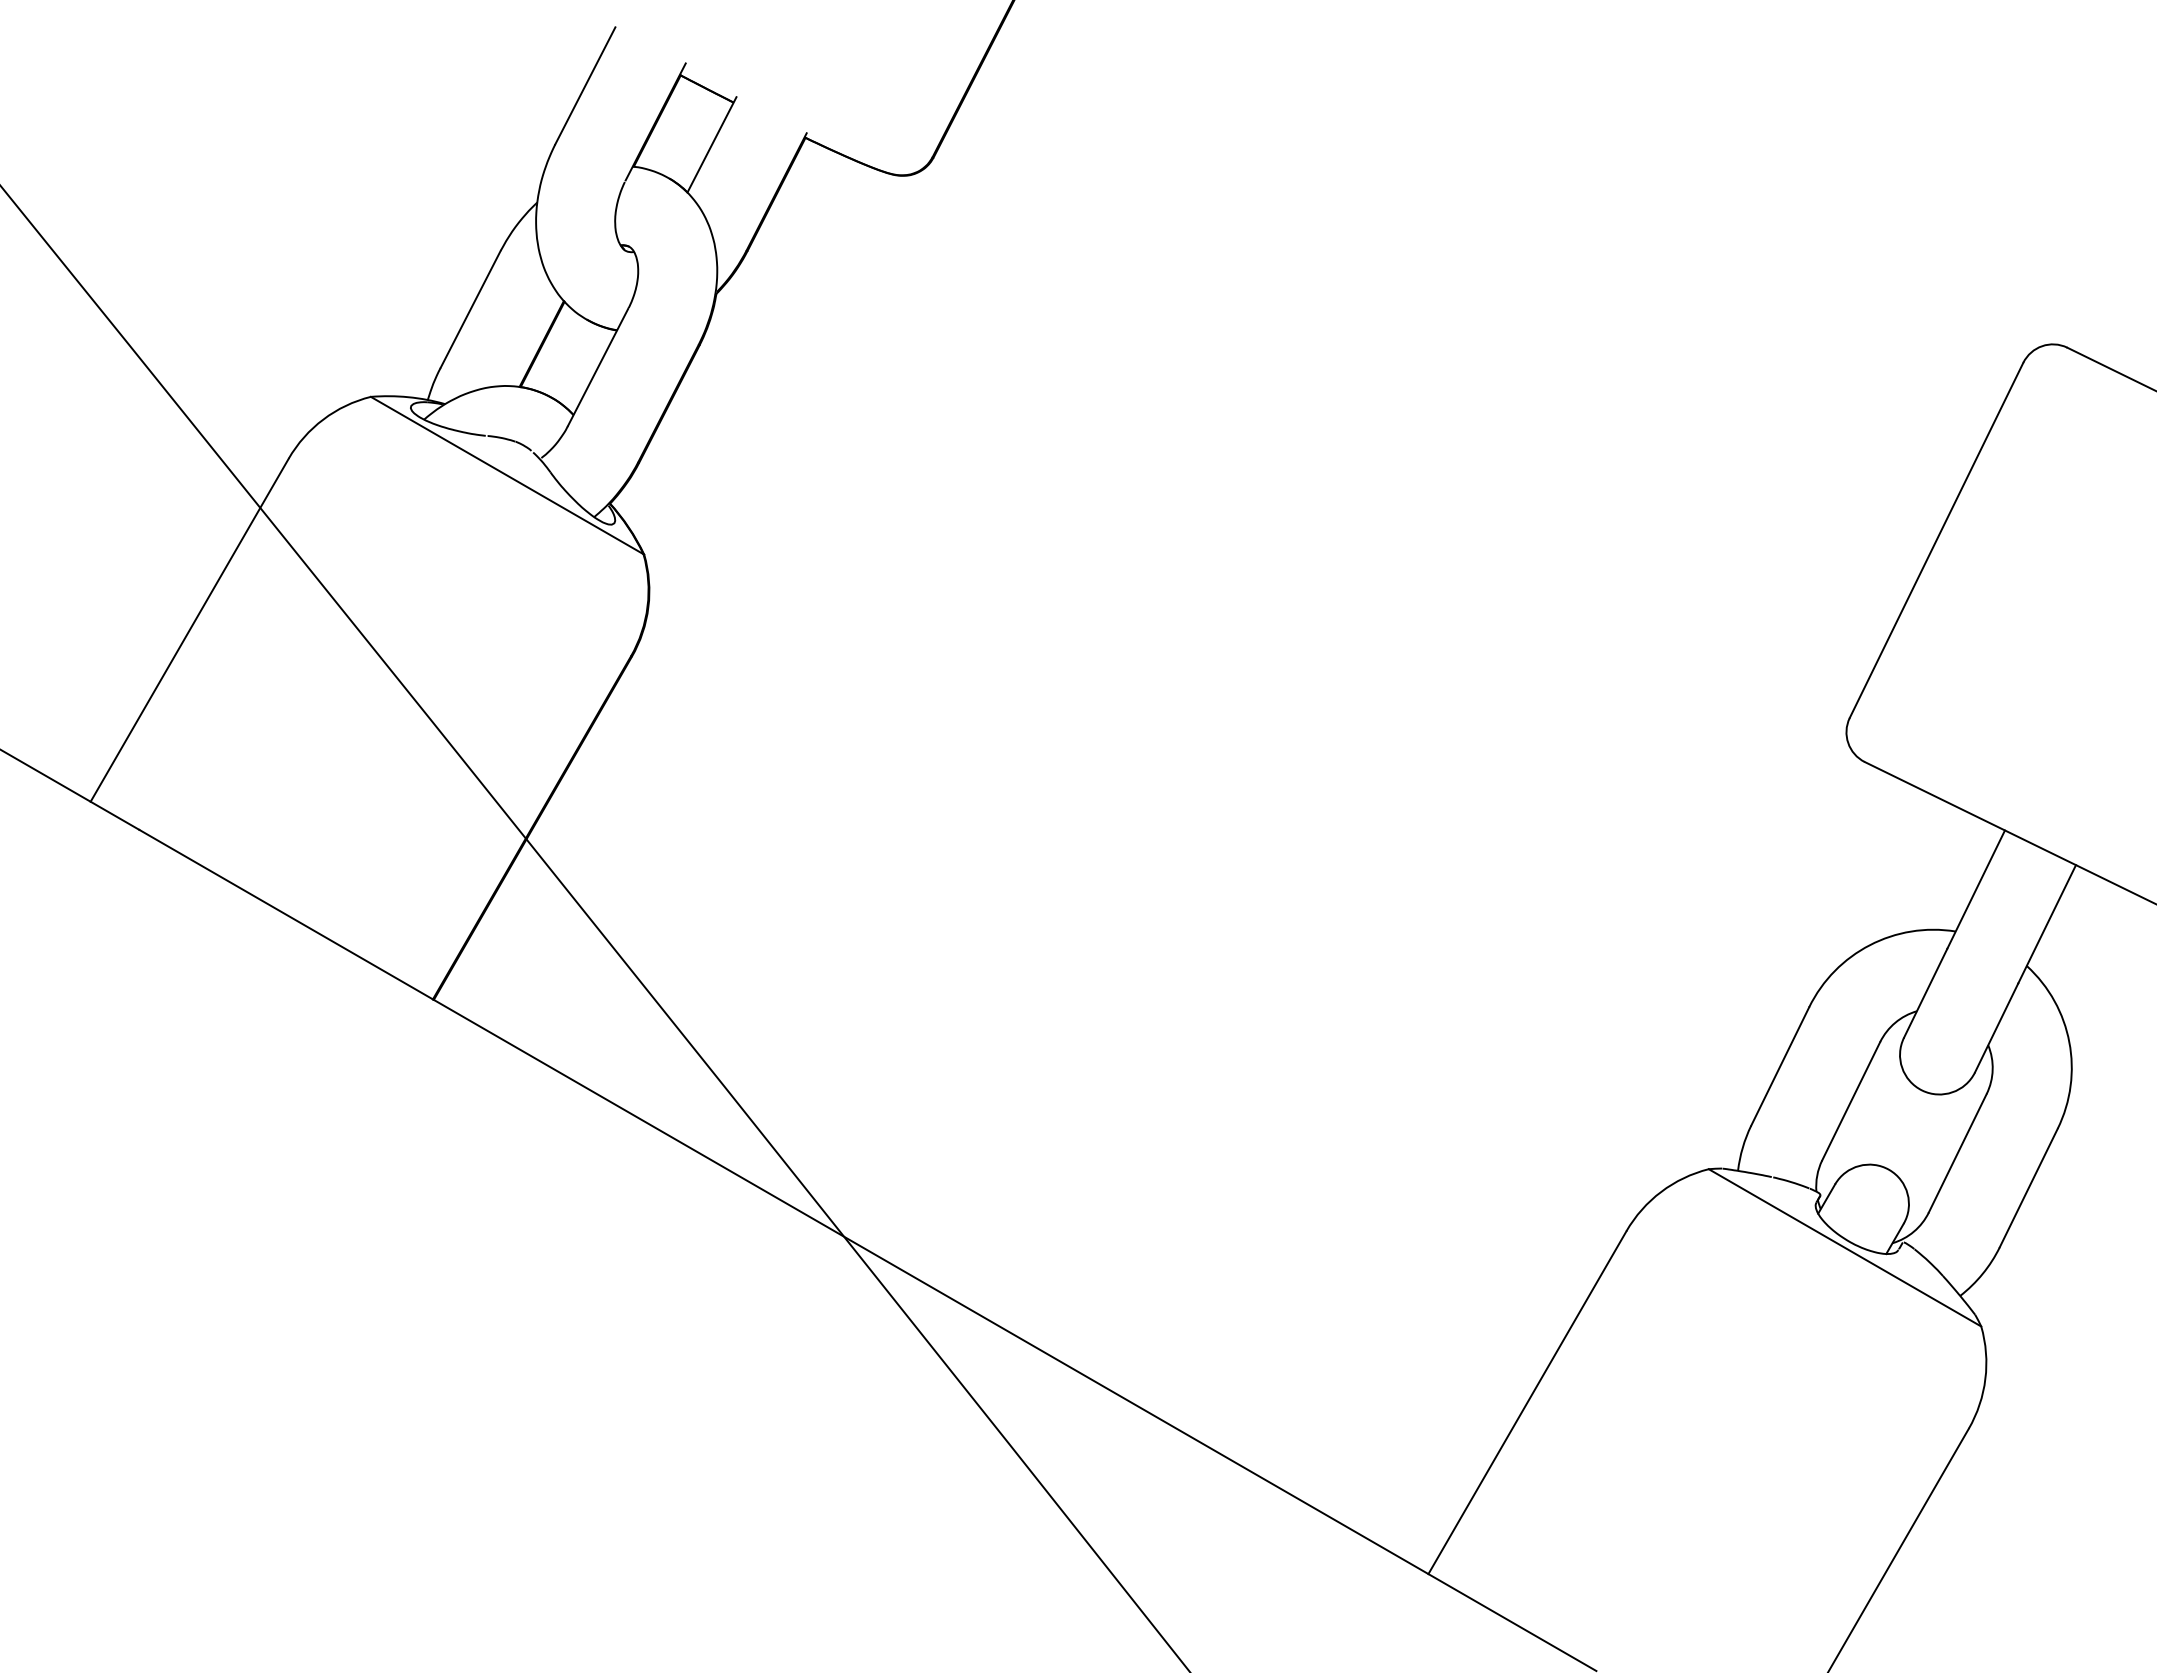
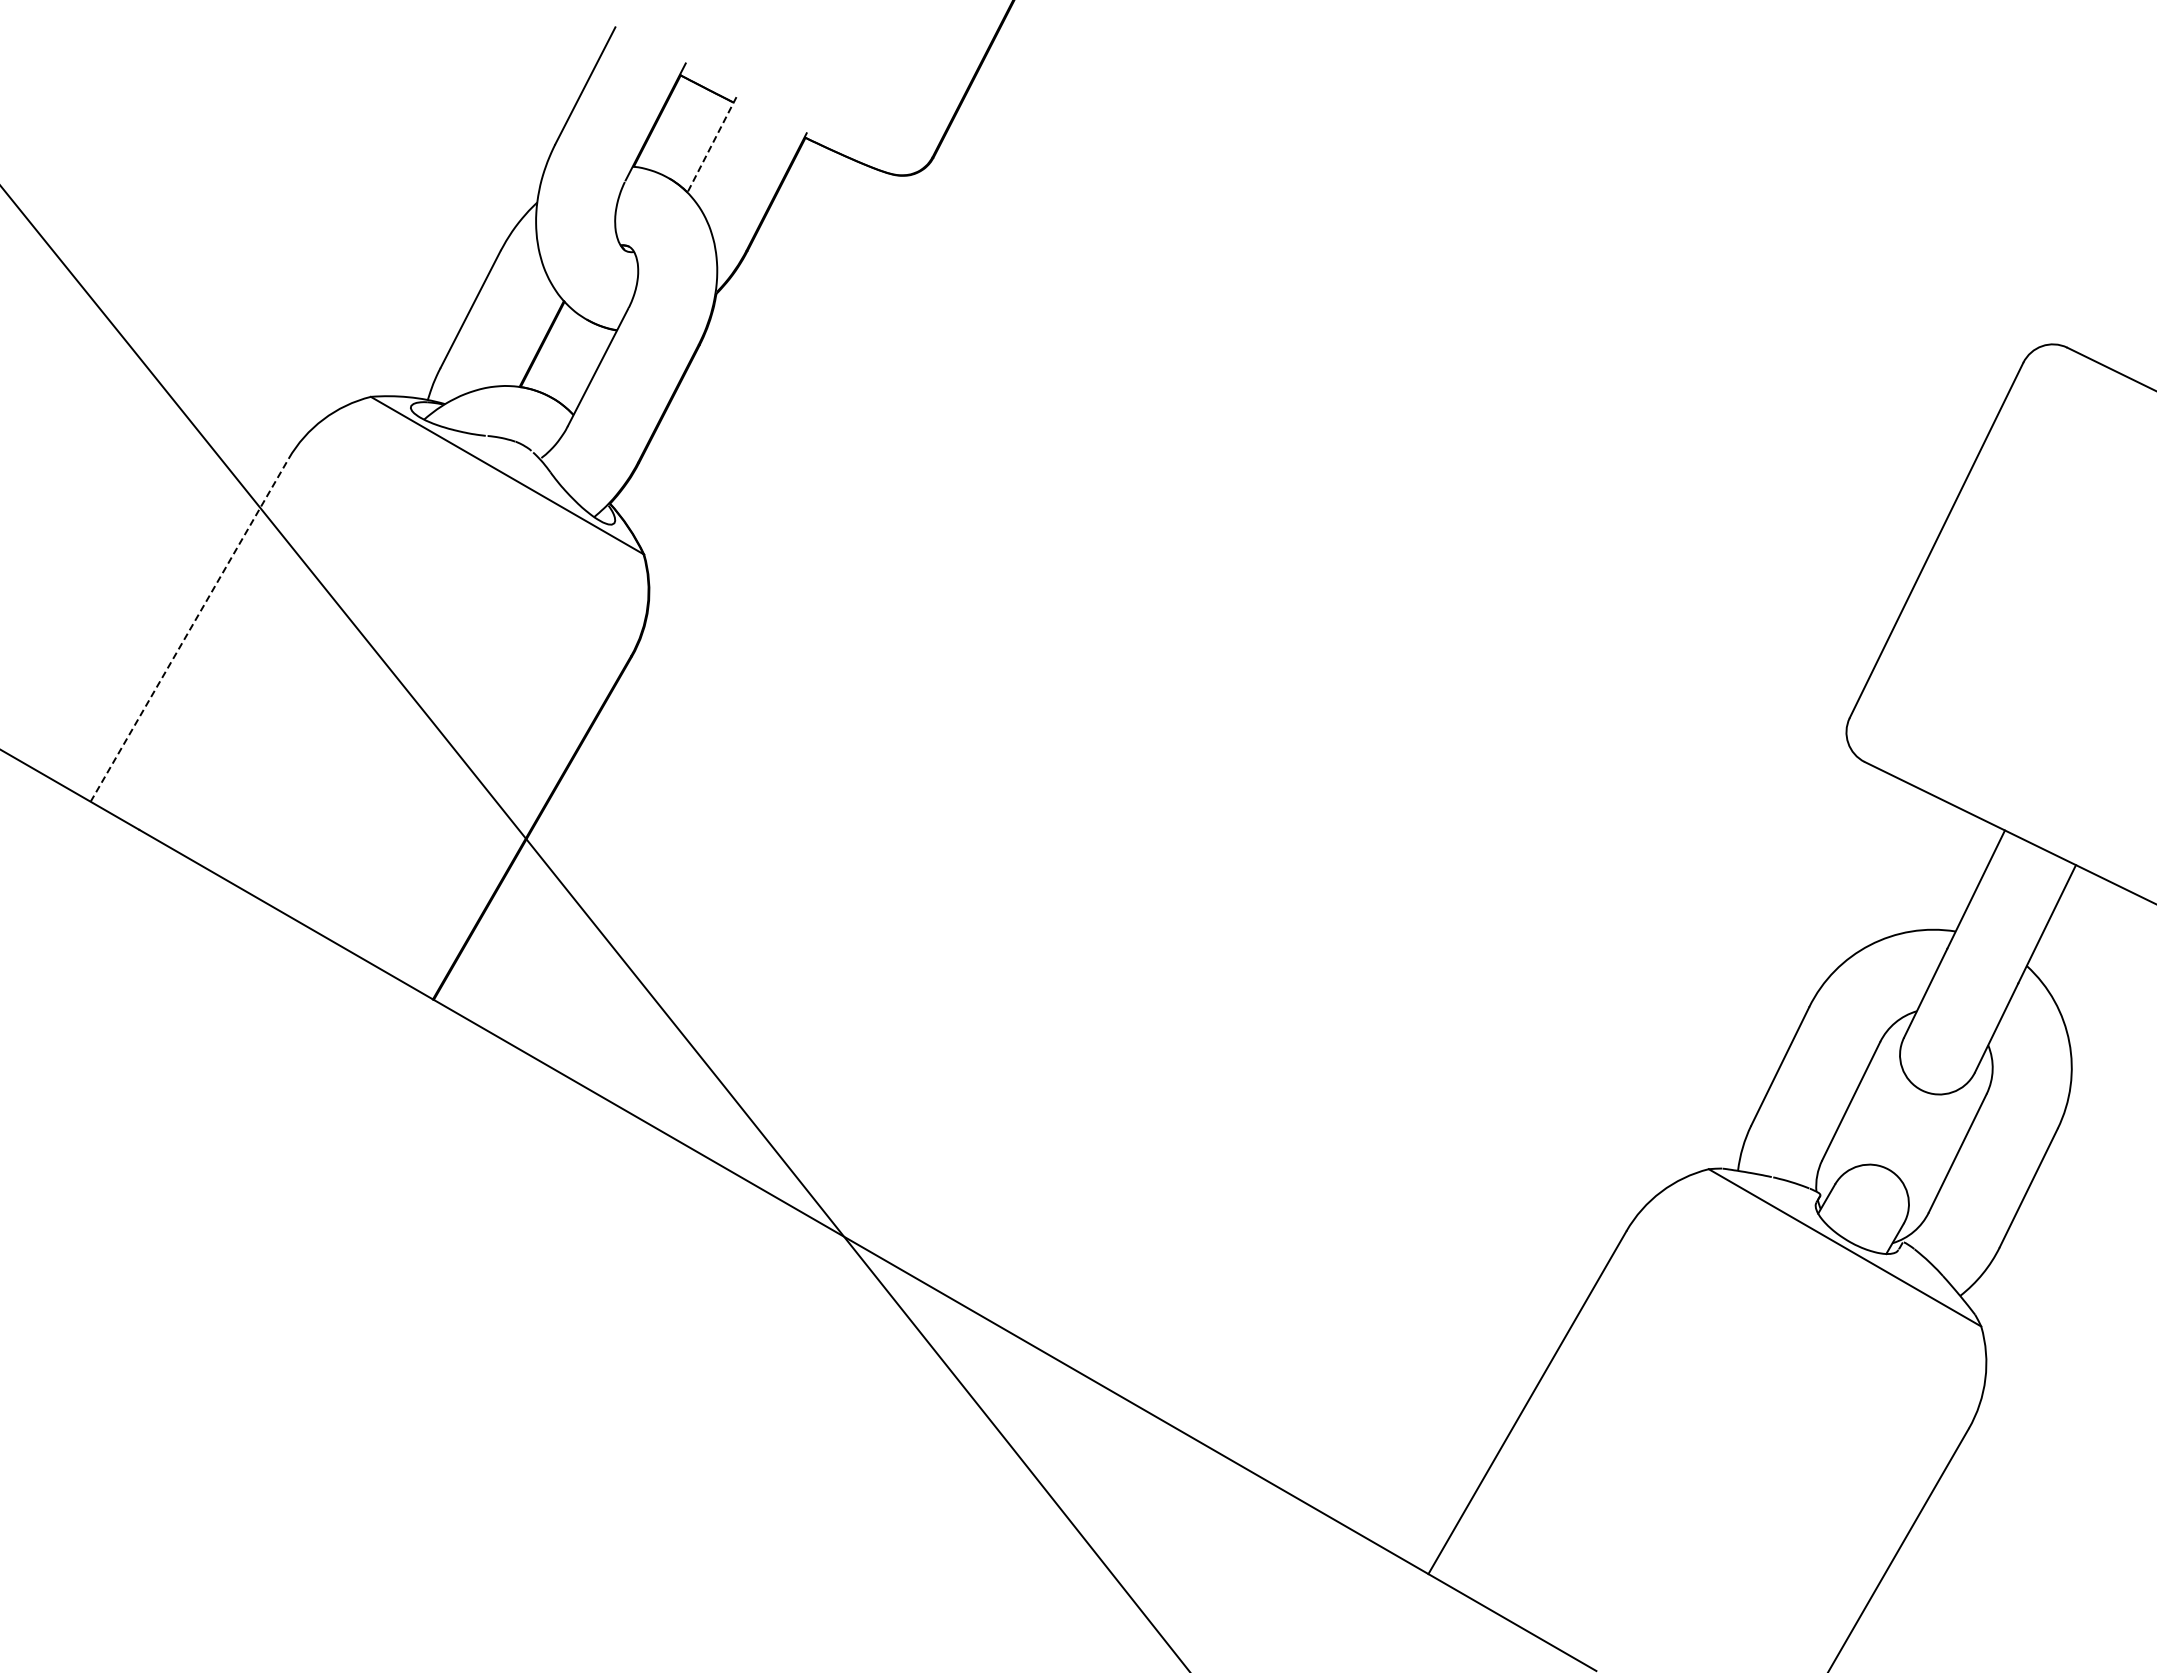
line: solid -> dashed (711, 144)
line: solid -> dashed (189, 629)
